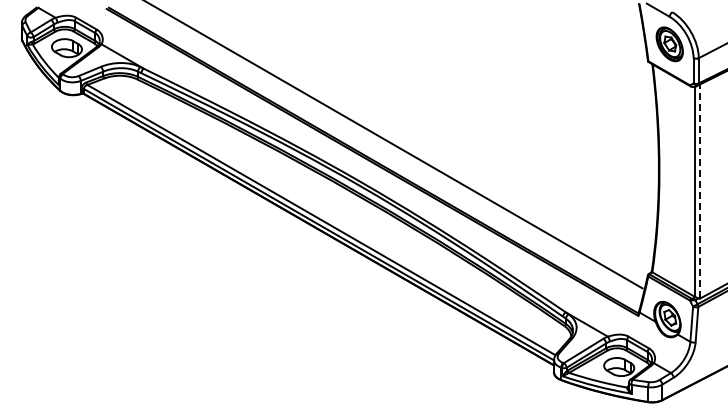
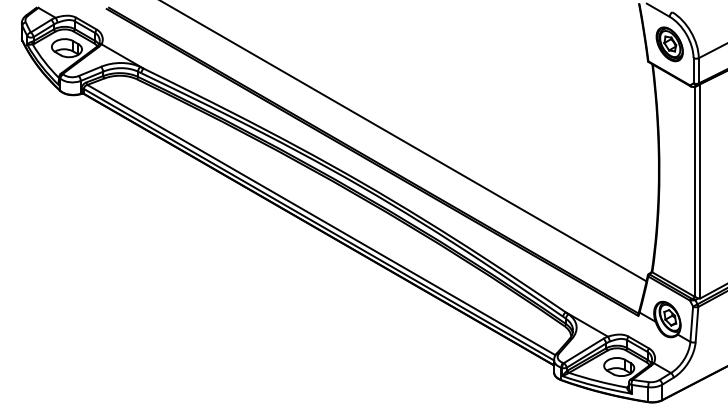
line position: (394, 145) -> (404, 141) (404, 141)
line: dashed -> solid (700, 190)
